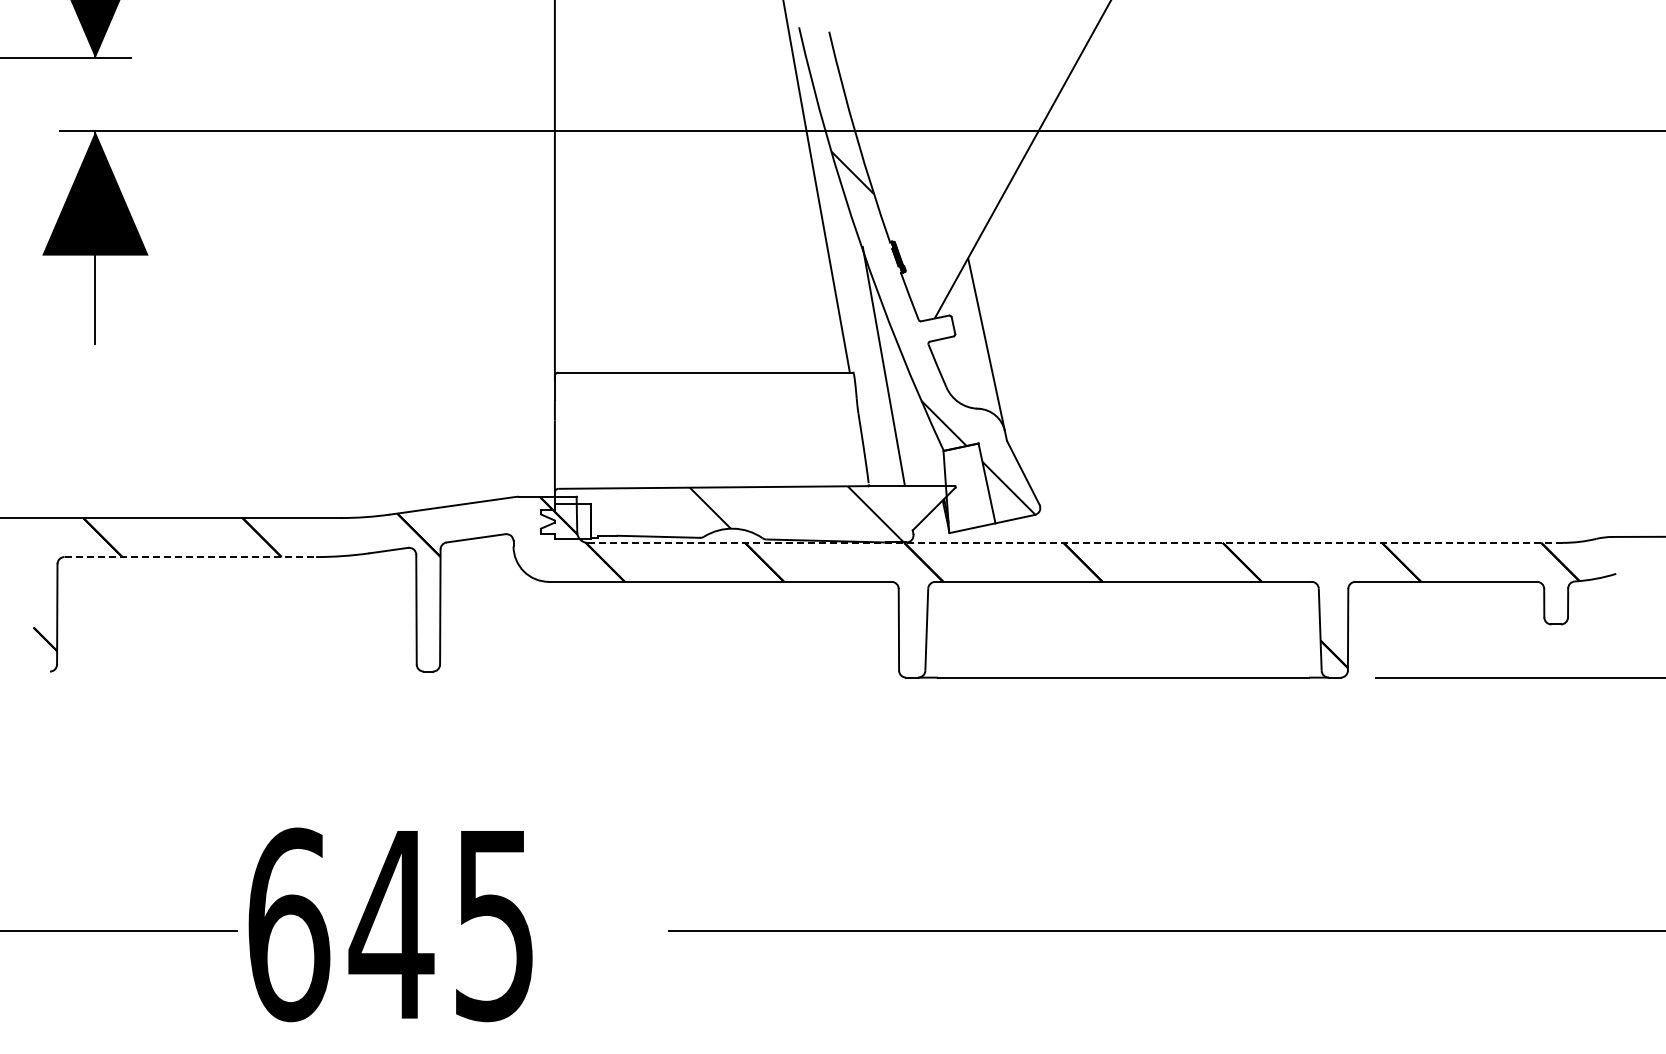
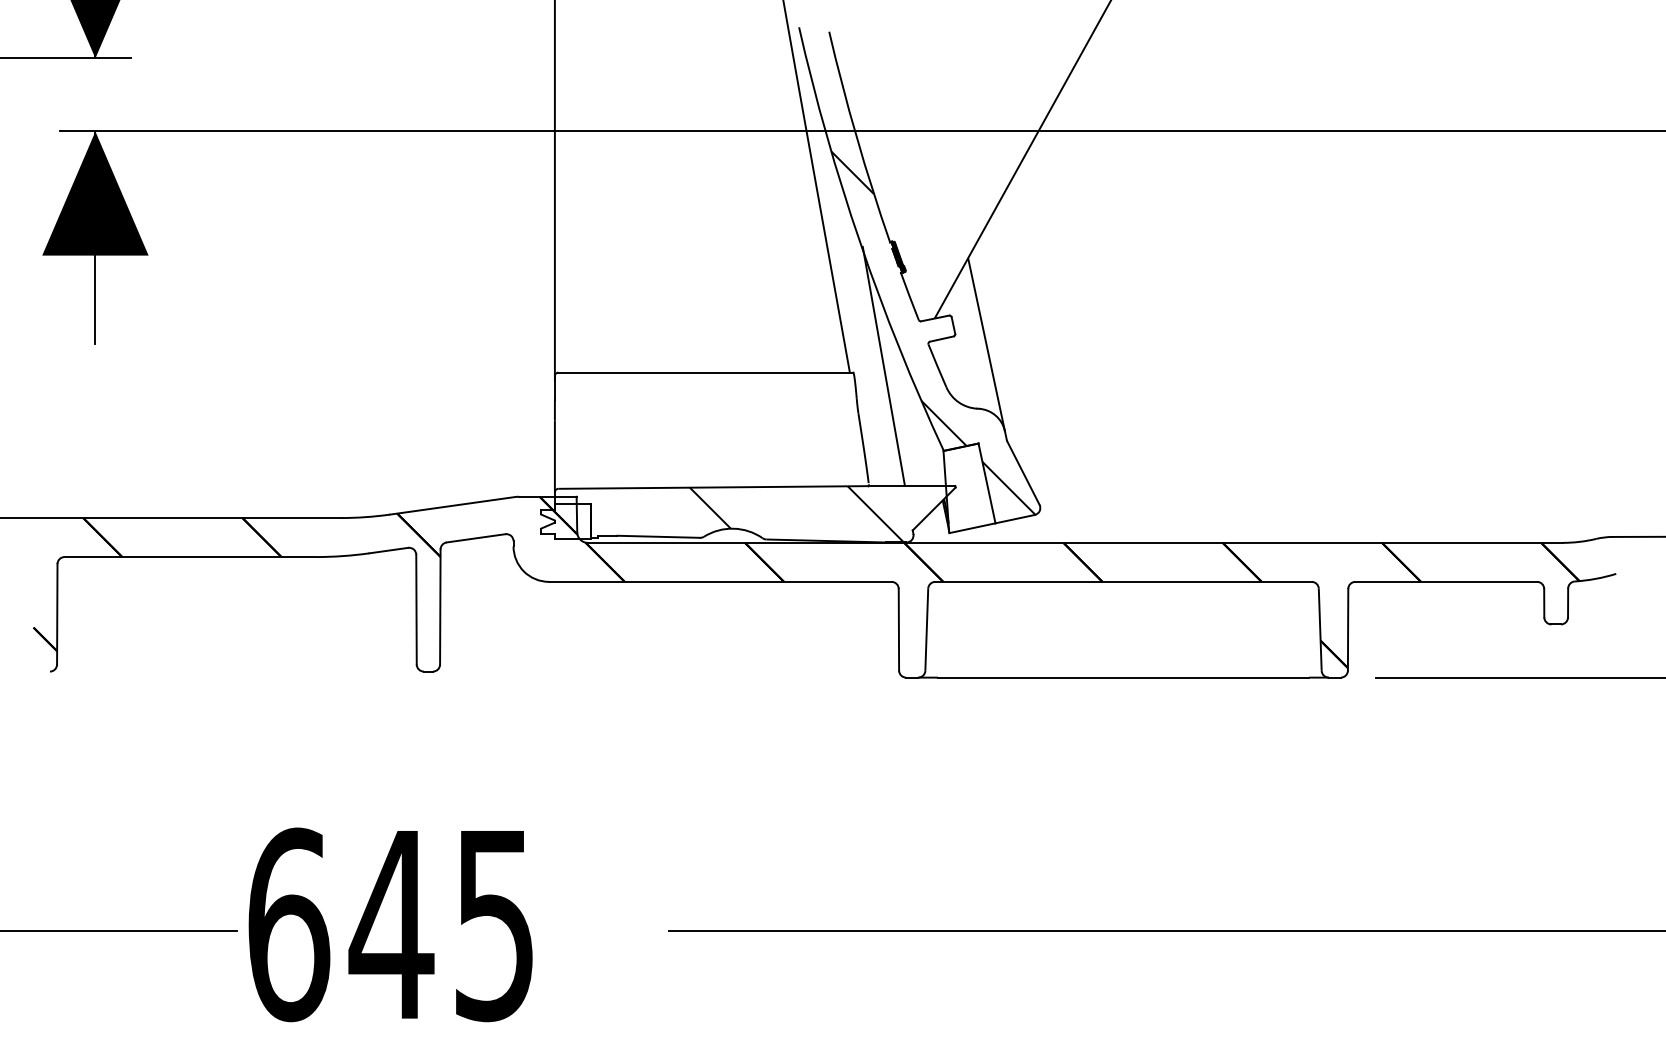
line: dashed -> solid (1075, 542)
line: dashed -> solid (190, 557)
